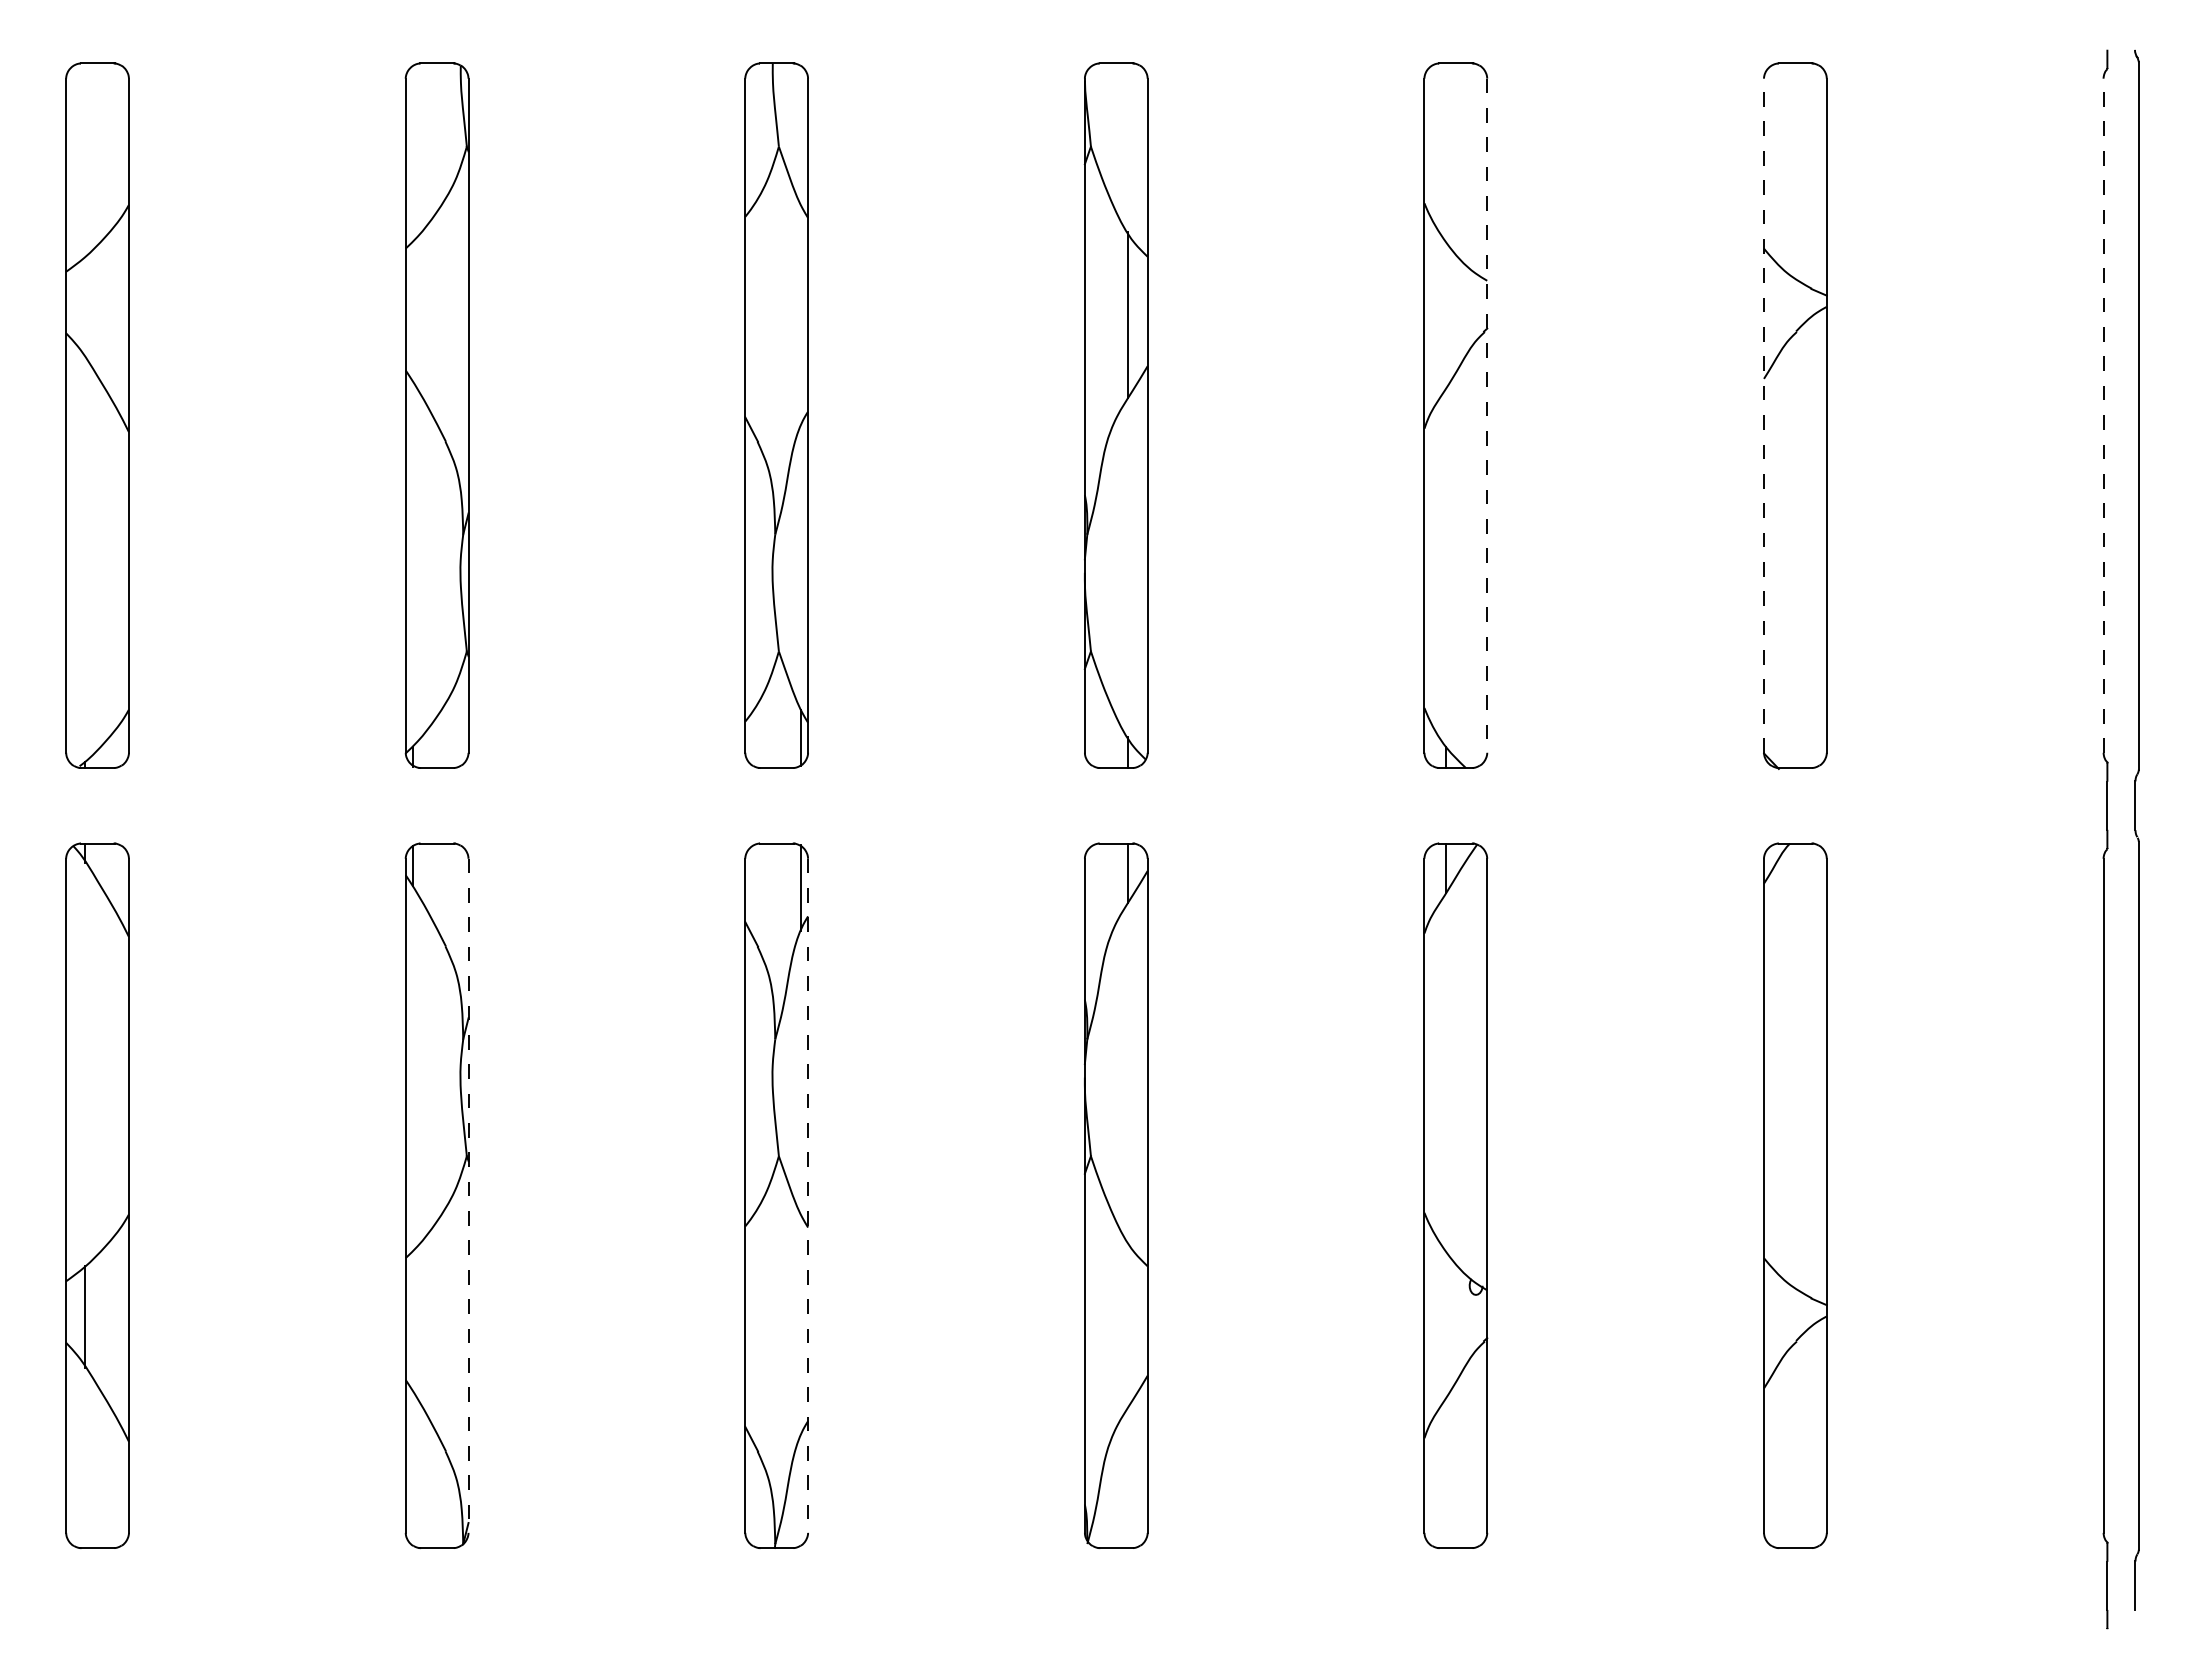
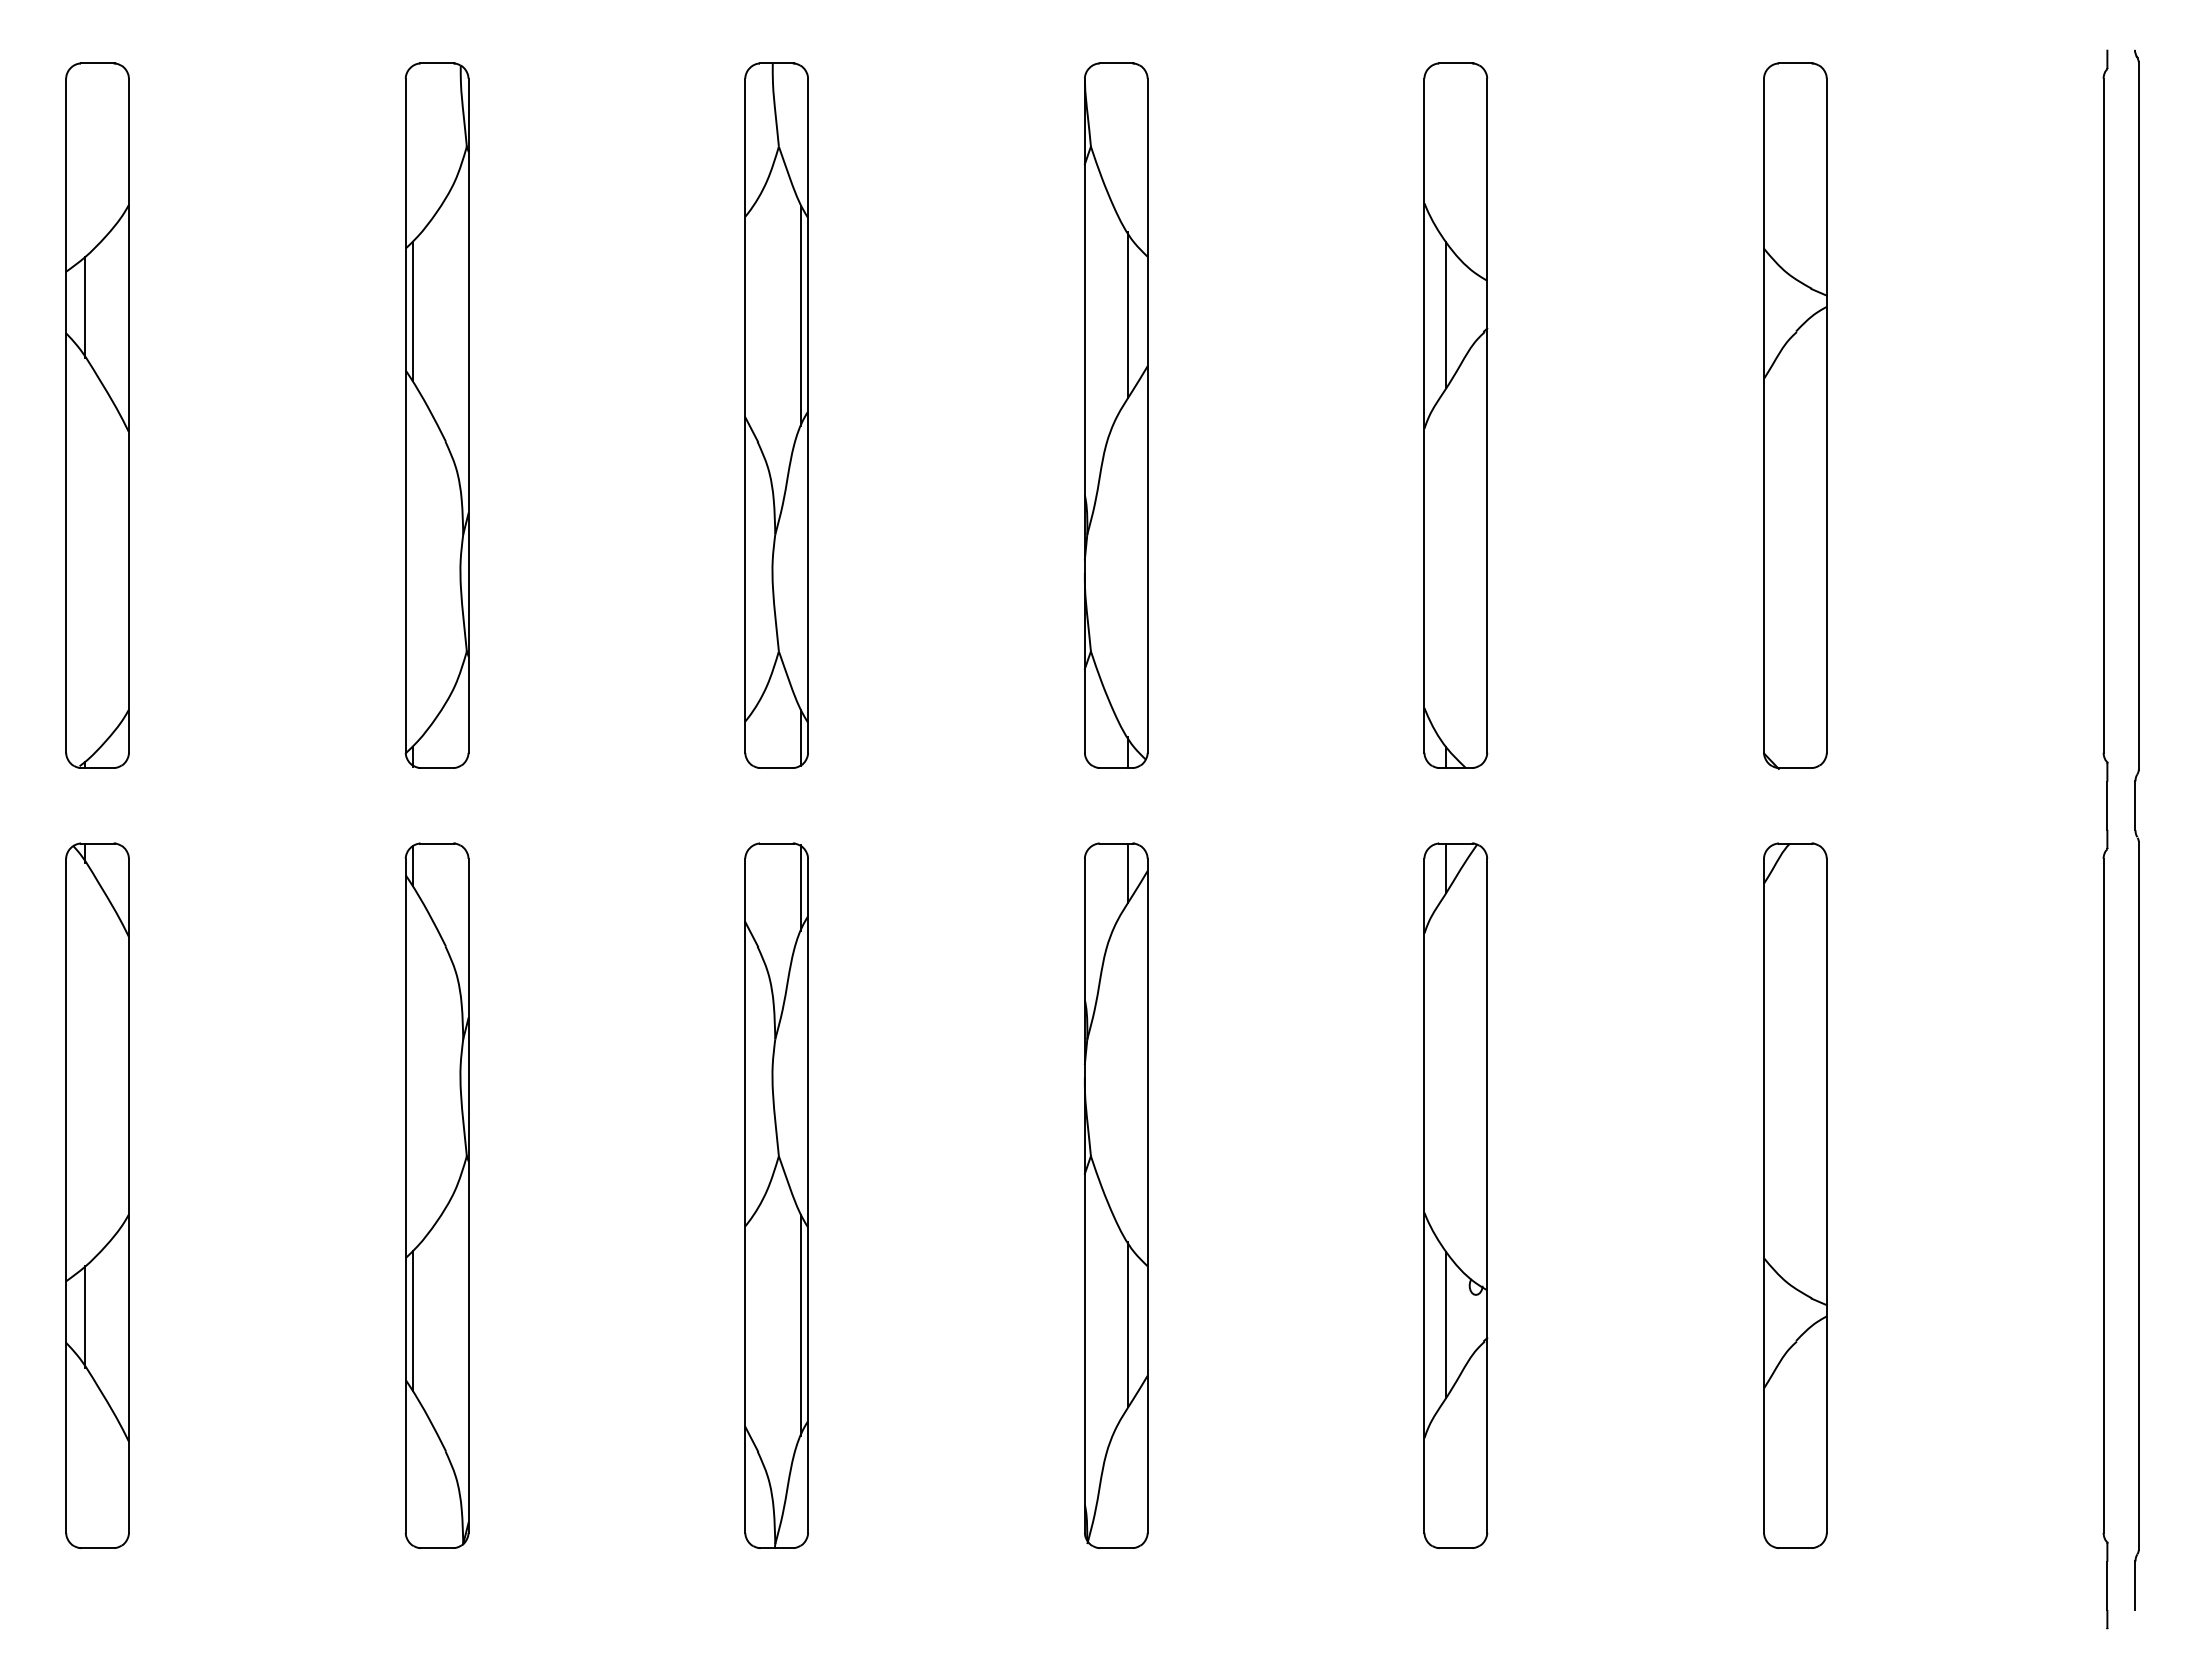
line: none -> present (85, 306)
line: none -> present (412, 311)
line: none -> present (801, 315)
line: none -> present (1446, 315)
line: dashed -> solid (1764, 415)
line: dashed -> solid (2103, 415)
line: dashed -> solid (1487, 416)
line: dashed -> solid (468, 1196)
line: dashed -> solid (808, 1196)
line: none -> present (412, 1320)
line: none -> present (1128, 1324)
line: none -> present (1446, 1324)
line: none -> present (801, 1325)
